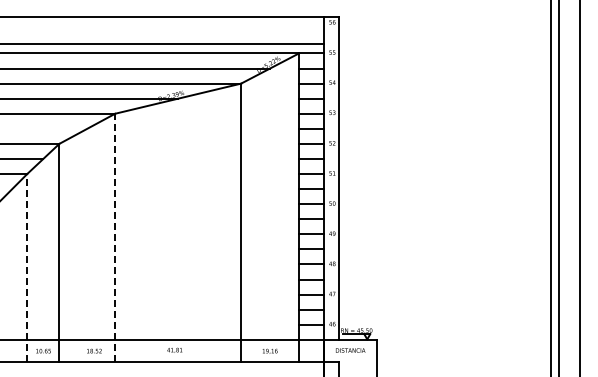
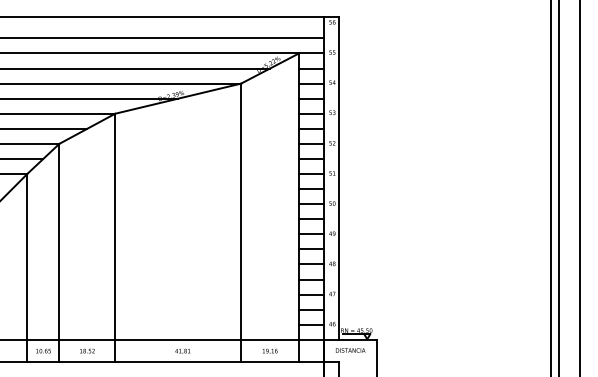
line position: (163, 44) -> (163, 38) (163, 38)
line: none -> present (44, 128)
line: dashed -> solid (115, 237)
line: dashed -> solid (27, 267)
text position: (174, 349) -> (182, 350) (182, 350)
text position: (94, 350) -> (87, 350) (87, 350)
